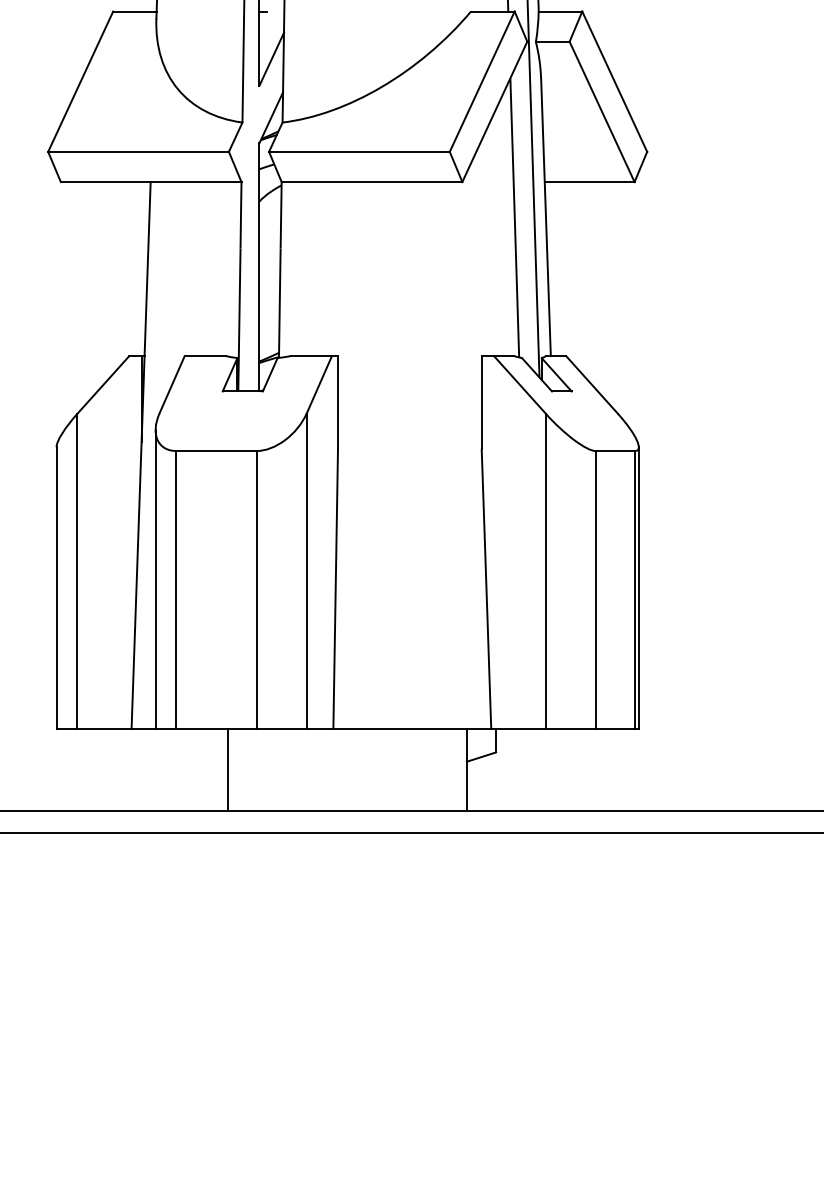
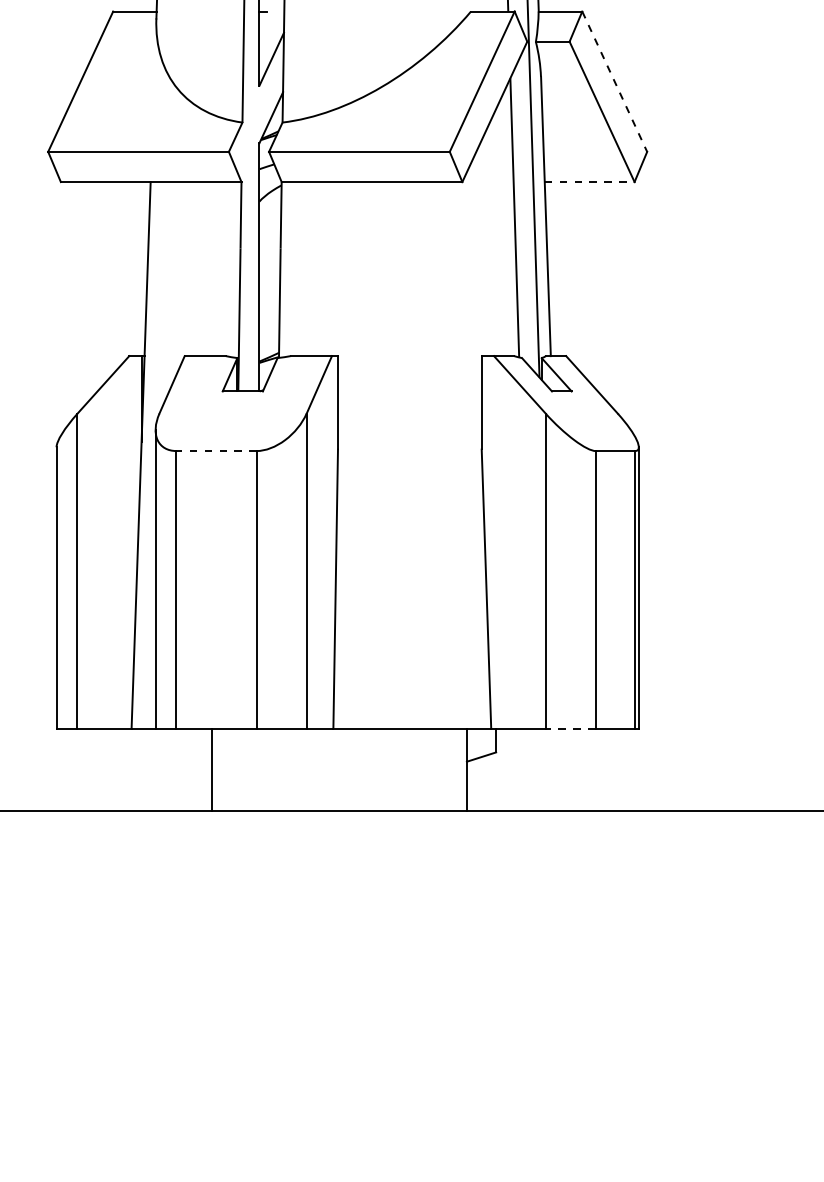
line: solid -> dashed (614, 82)
line: solid -> dashed (589, 182)
line: solid -> dashed (216, 451)
line: solid -> dashed (570, 728)
line position: (228, 769) -> (212, 769) (212, 769)
line: present -> none (411, 833)
